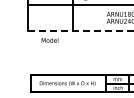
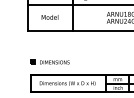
line: dashed -> solid (81, 30)
text position: (49, 40) -> (49, 17) (49, 17)
part: none -> present (49, 61)
